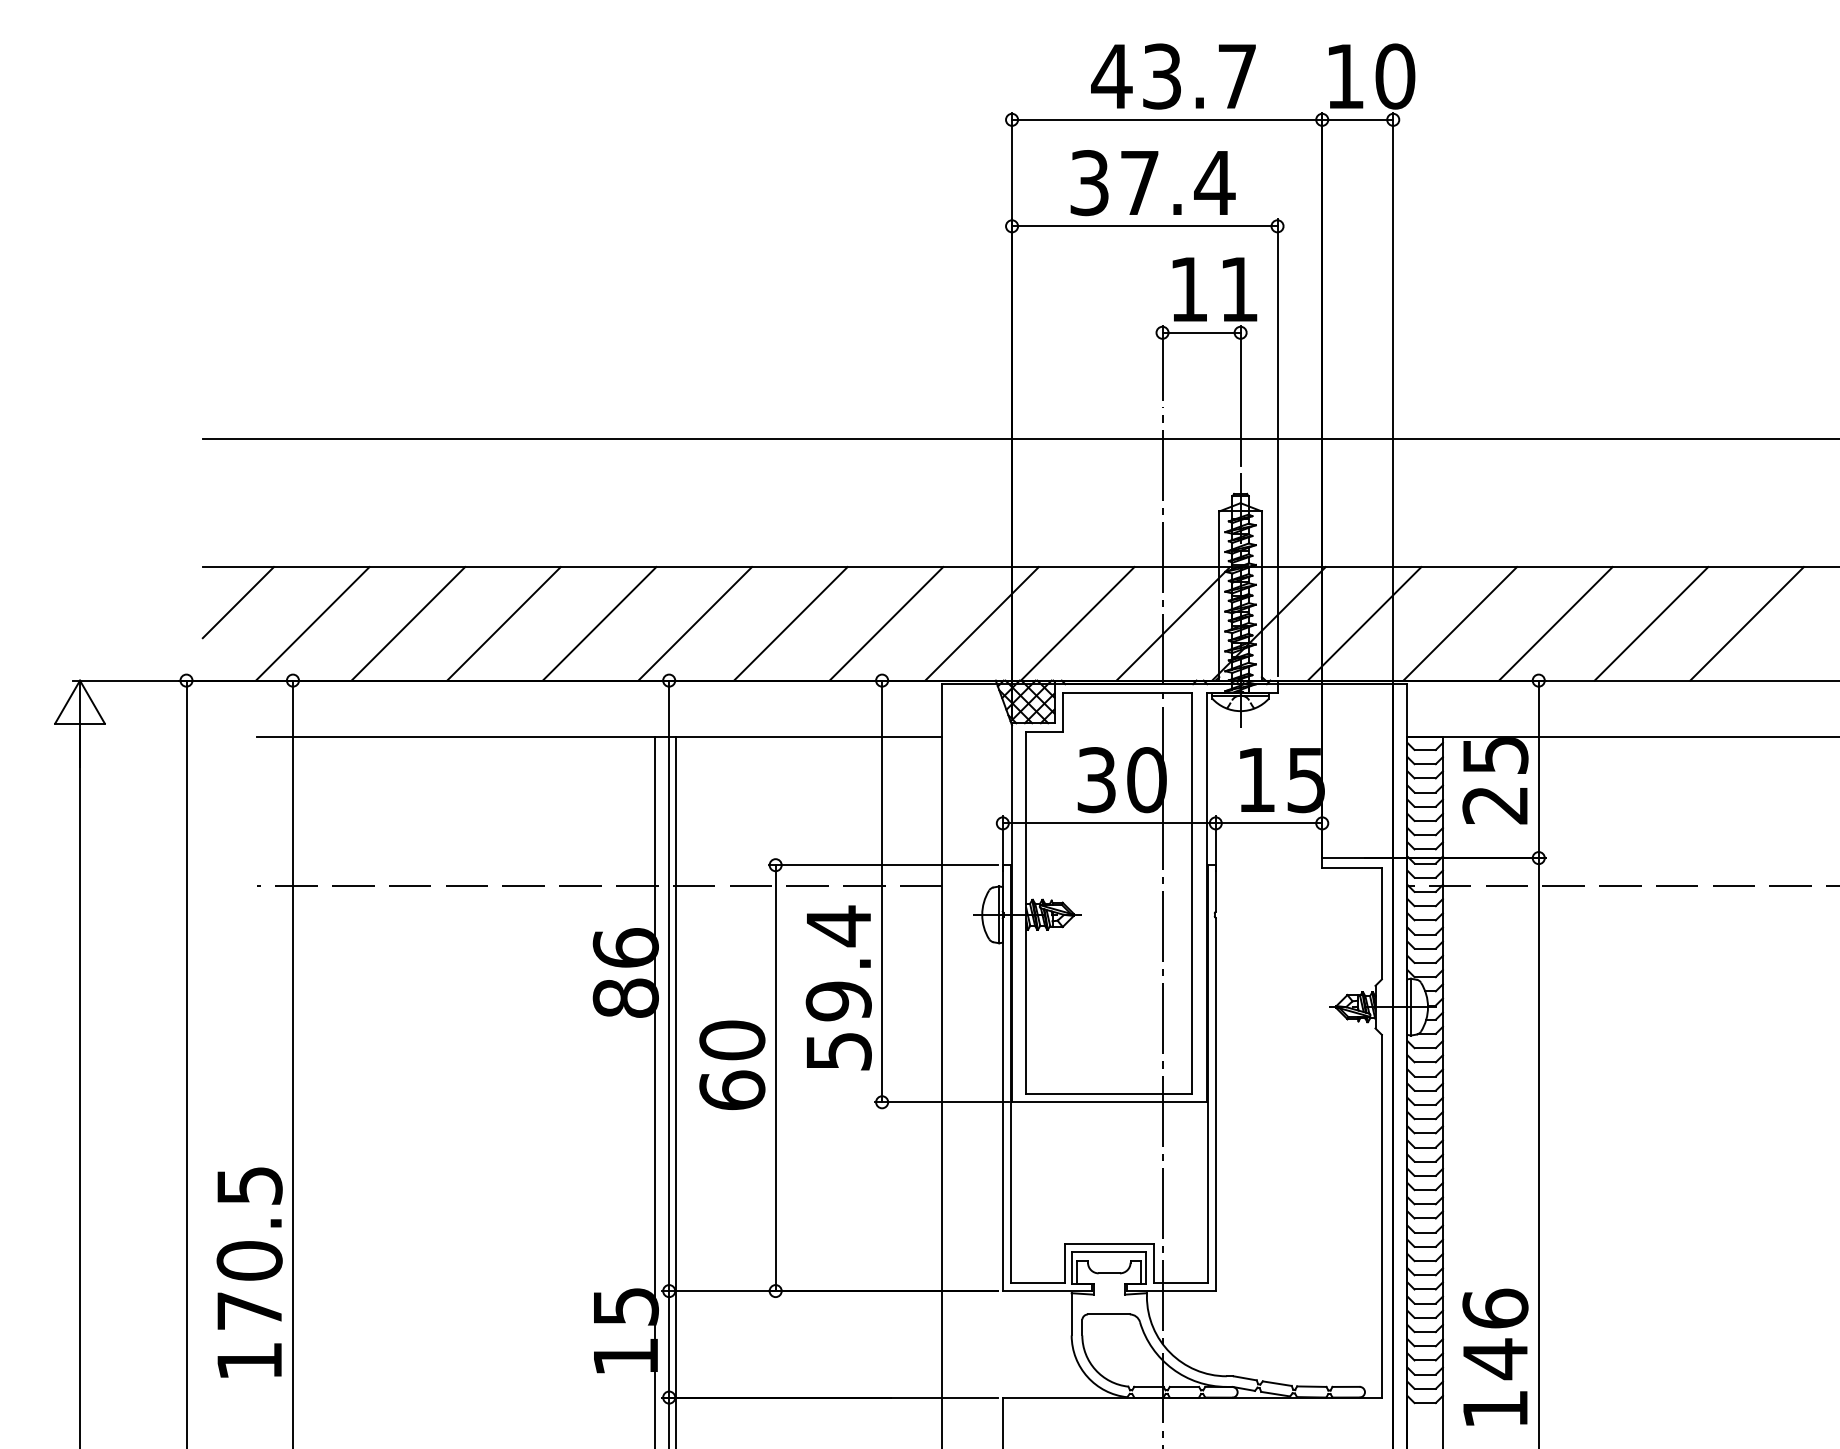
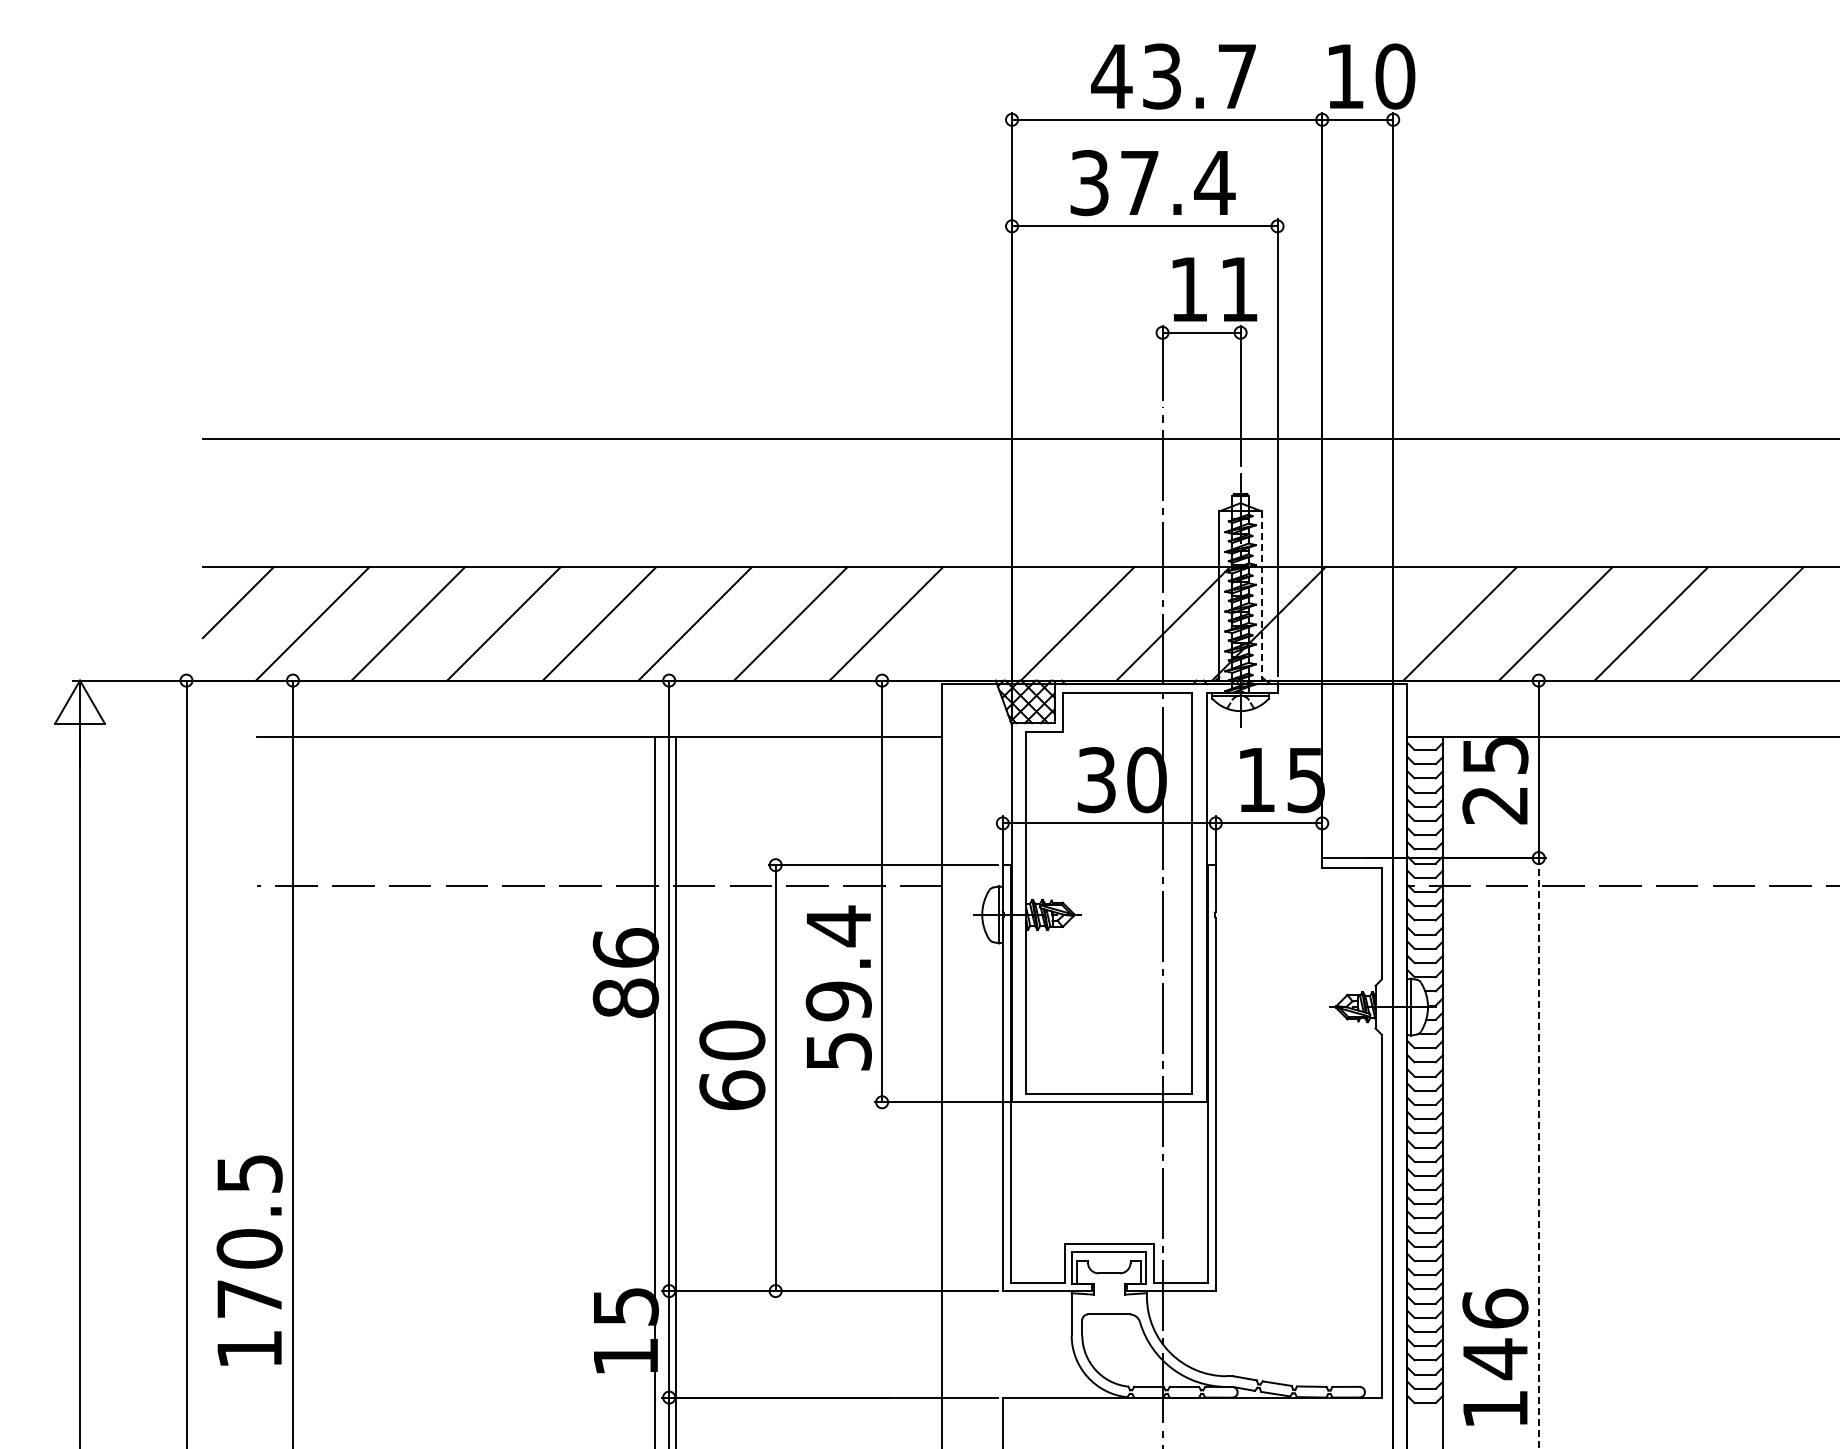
line: solid -> dashed (1261, 596)
line: present -> none (981, 623)
line: present -> none (1364, 623)
line: solid -> dashed (1538, 1153)
text position: (249, 1272) -> (249, 1260) (249, 1260)
